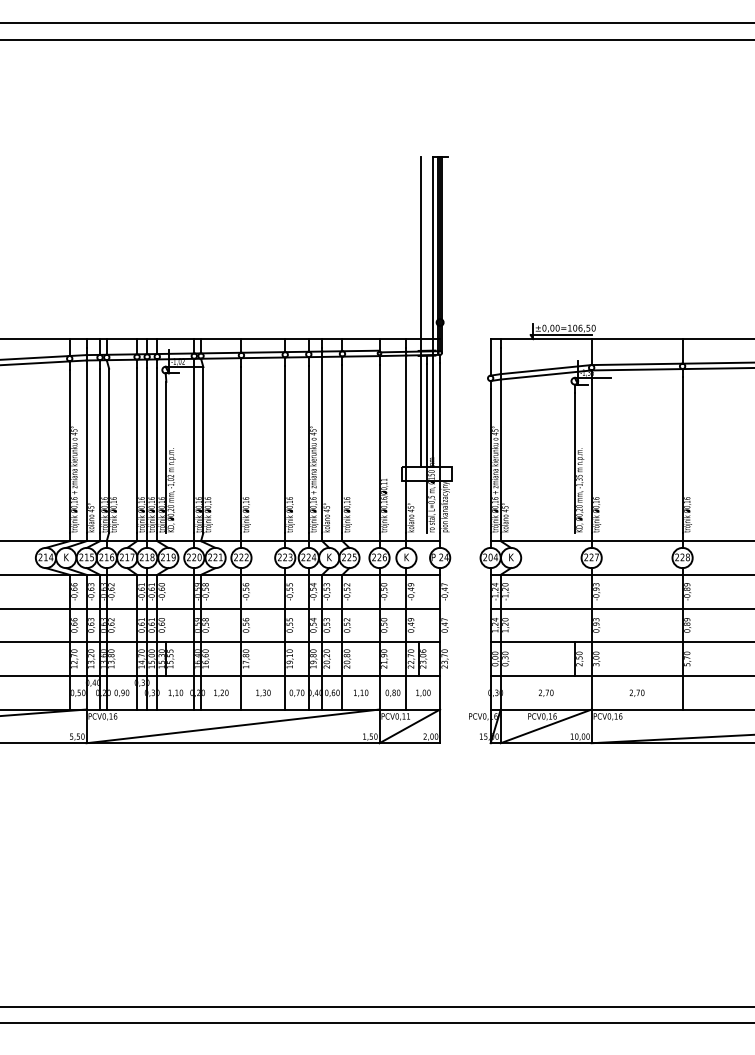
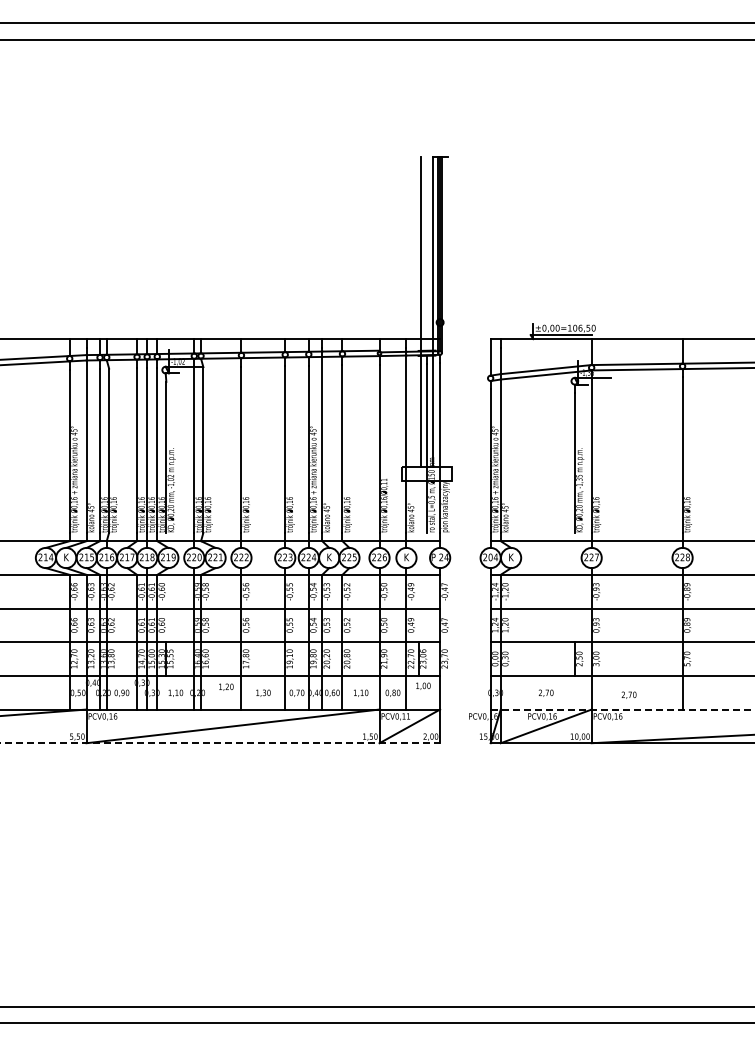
text position: (221, 692) -> (226, 686) (226, 686)
text position: (423, 692) -> (423, 685) (423, 685)
text position: (636, 692) -> (628, 694) (628, 694)
line: solid -> dashed (622, 709)
line: solid -> dashed (220, 743)
